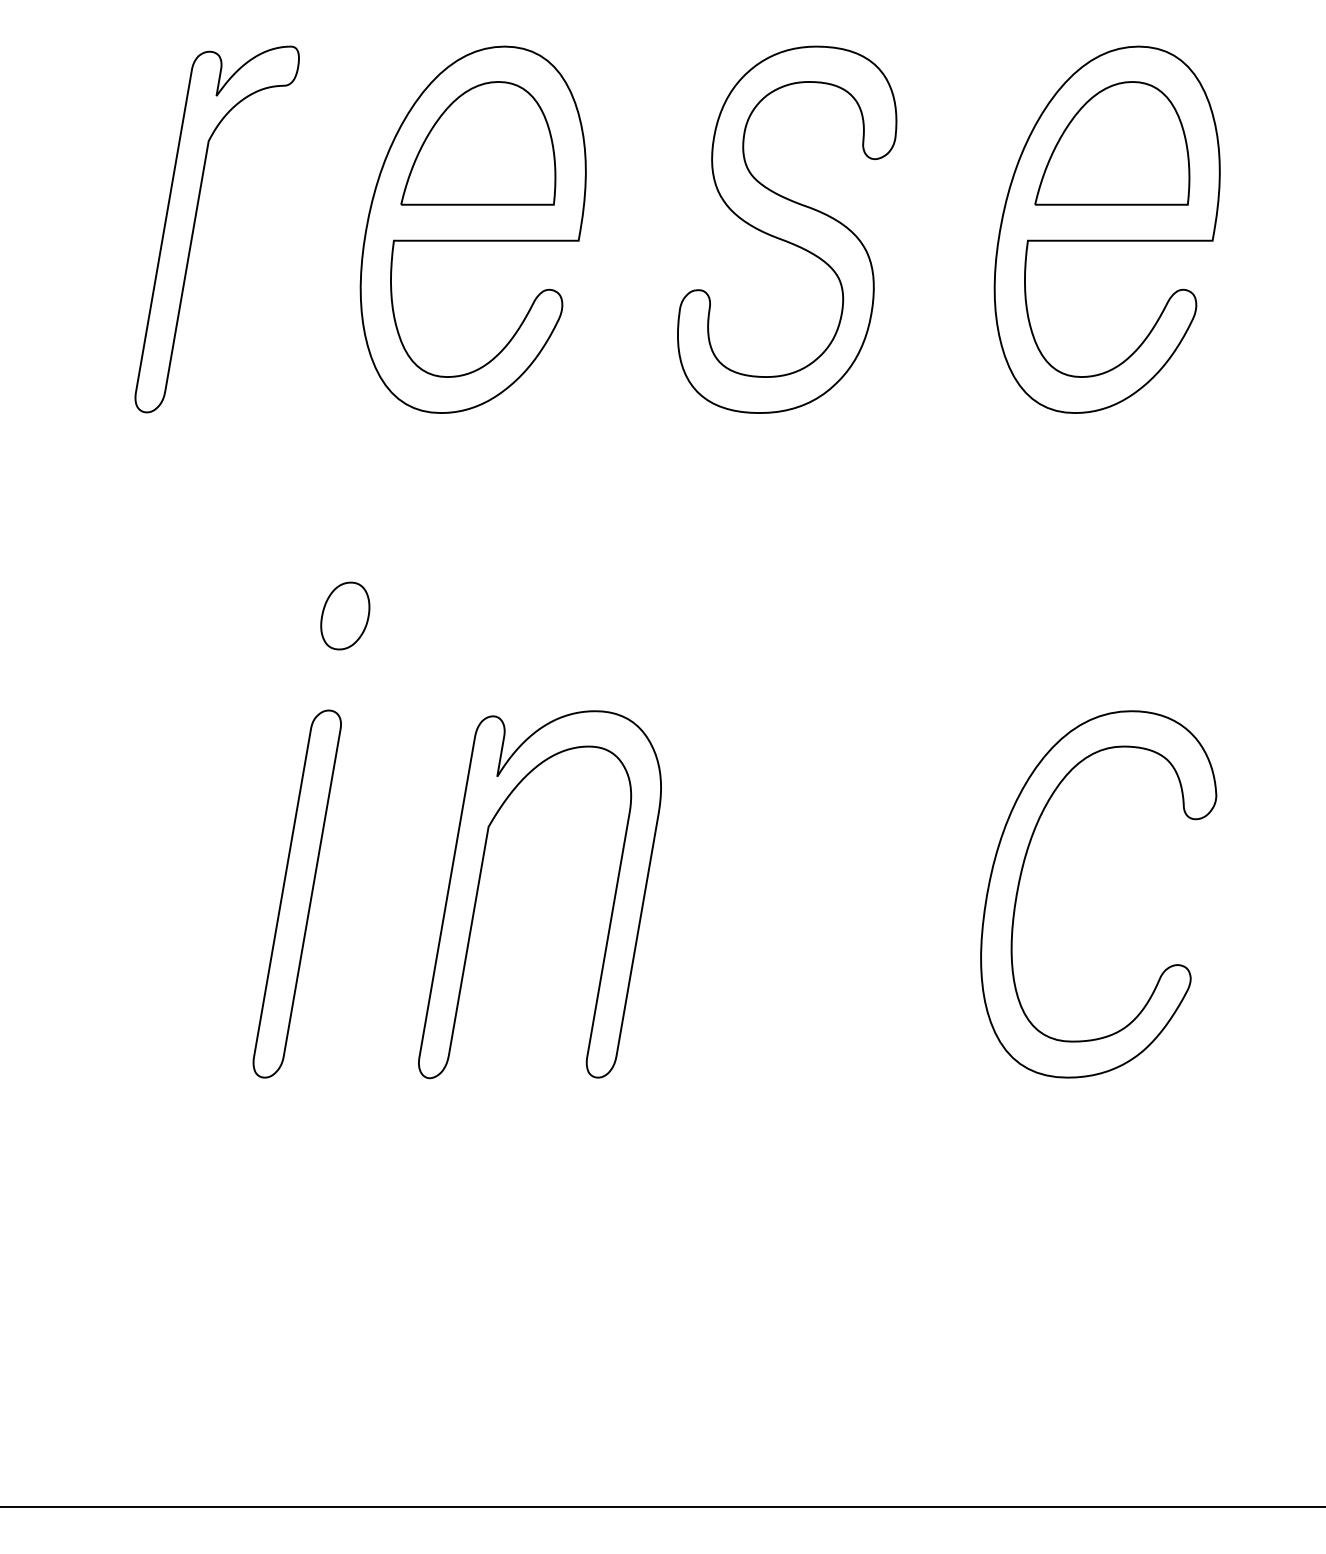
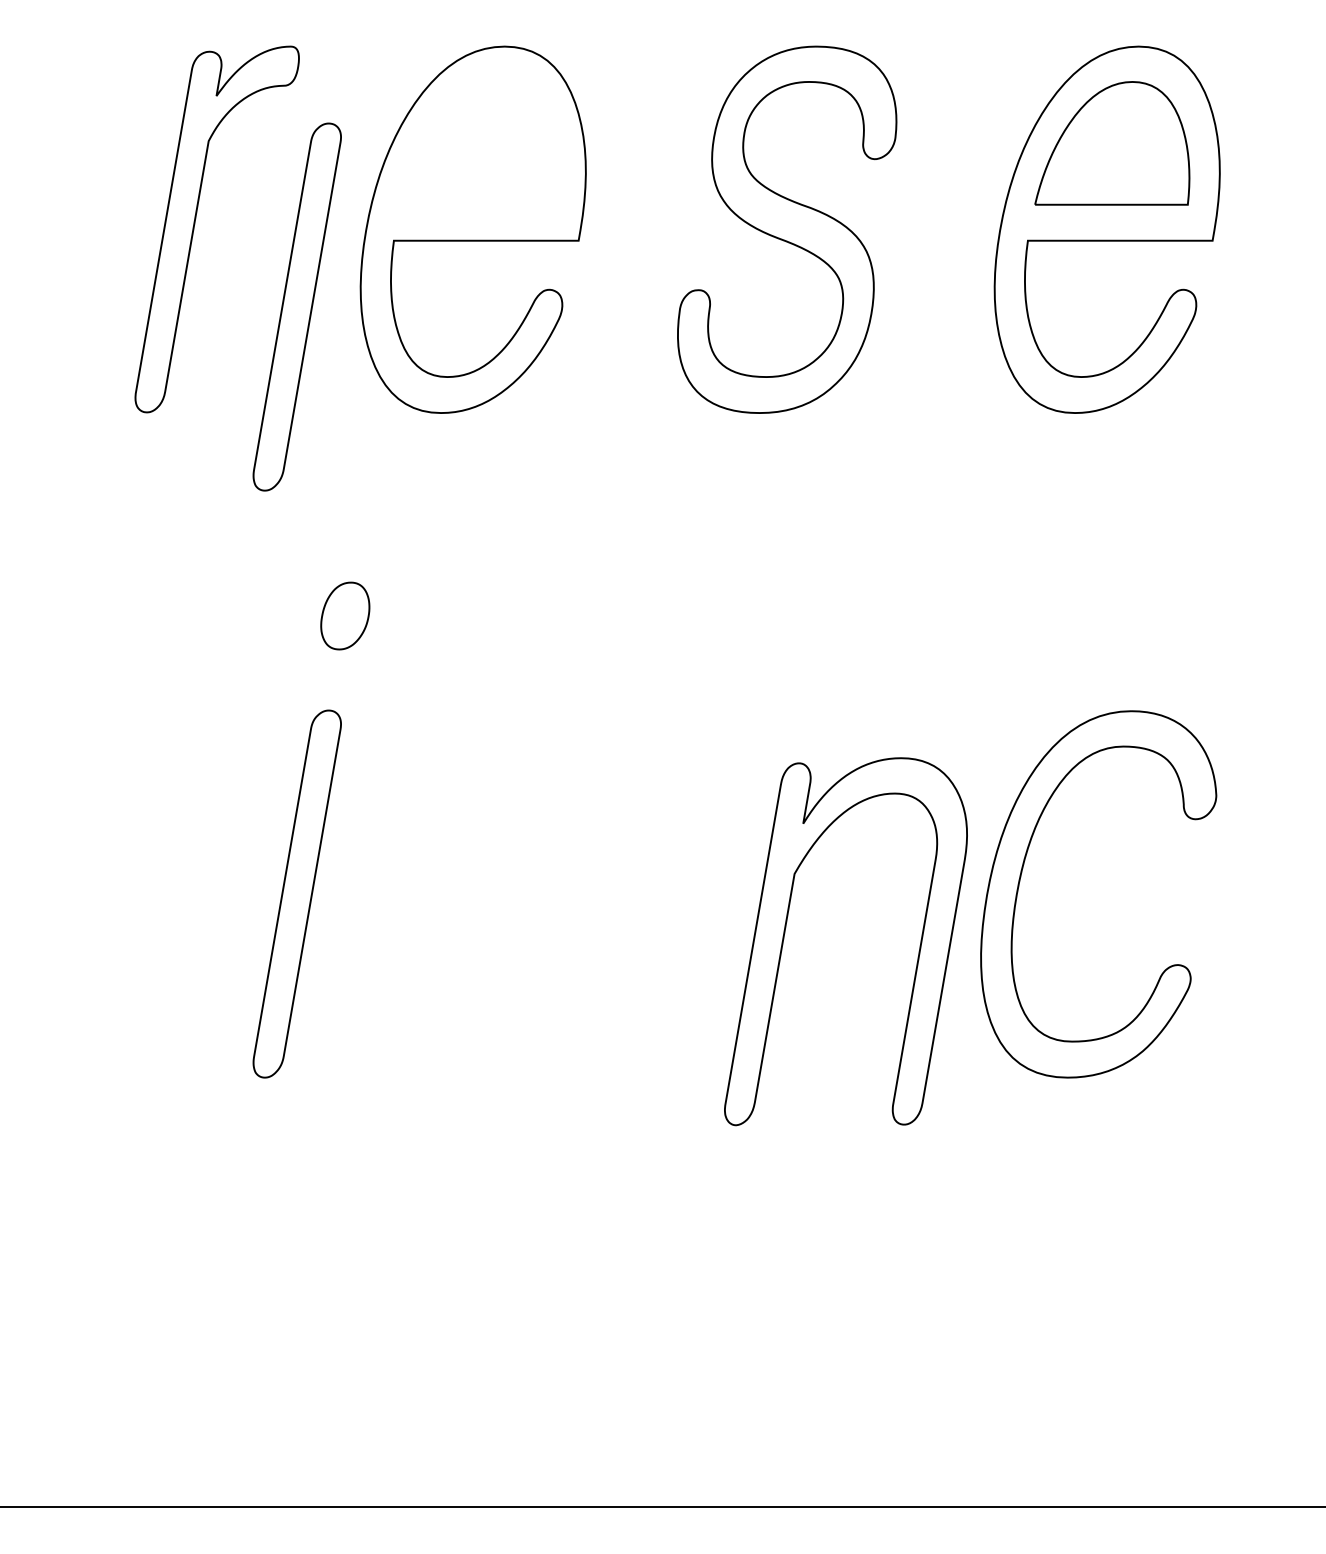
part: present -> none (478, 143)
part: none -> present (296, 306)
part position: (479, 886) -> (785, 933) (785, 933)
